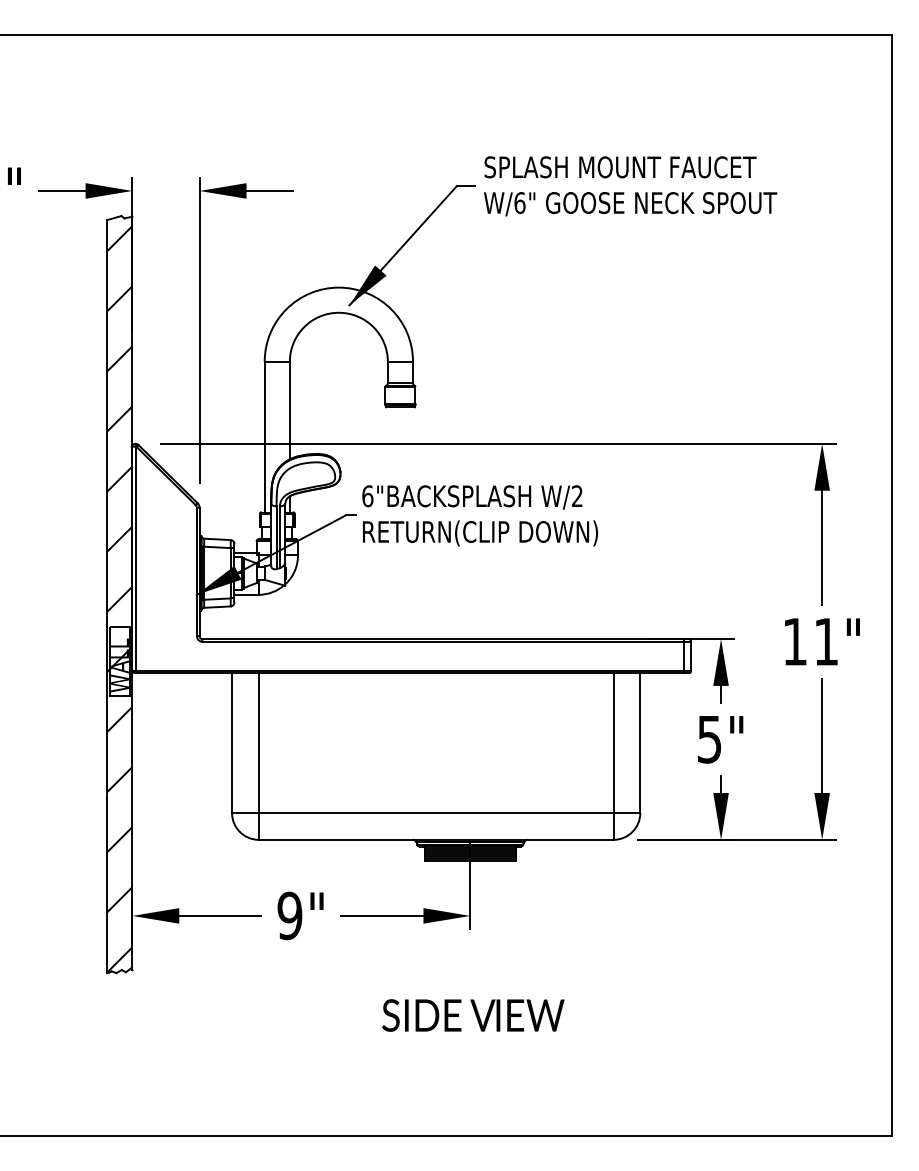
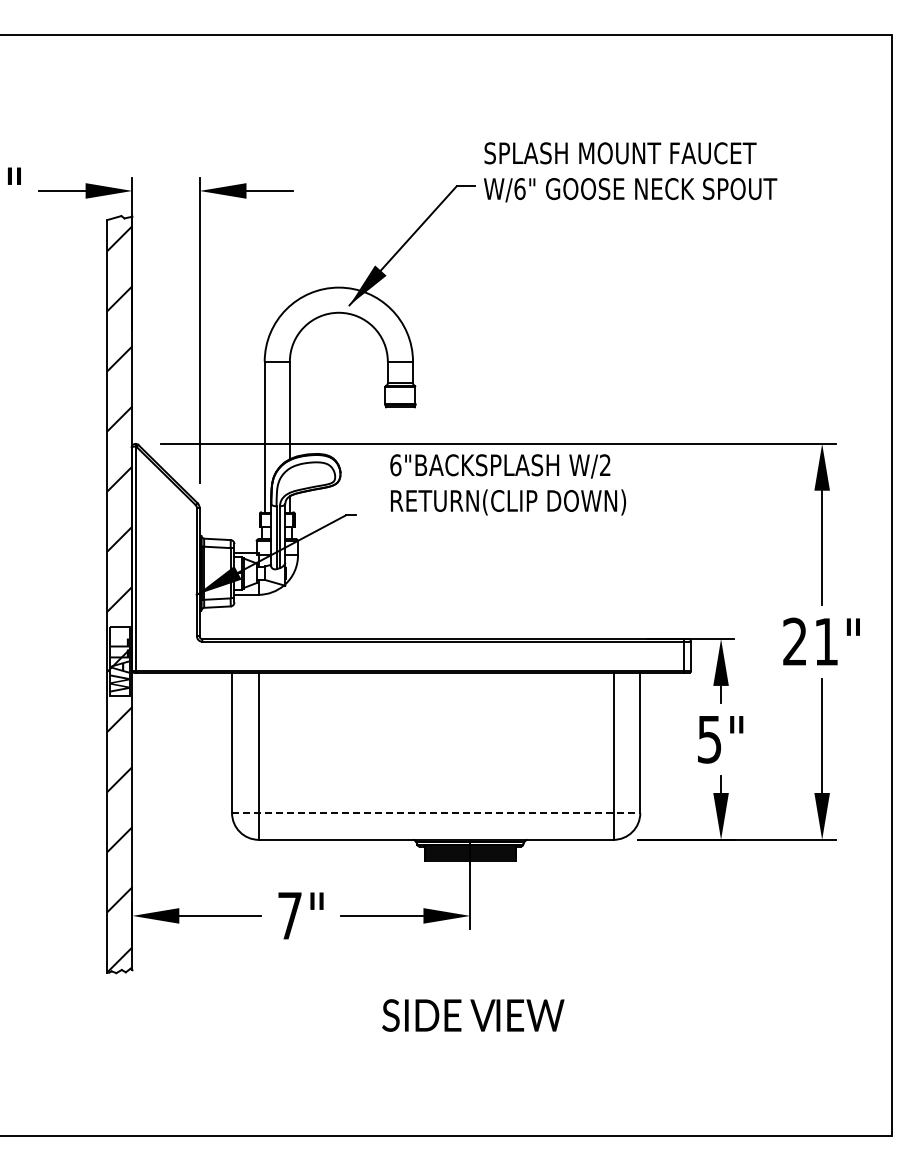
text position: (630, 186) -> (630, 172) (630, 172)
text position: (480, 515) -> (508, 484) (508, 484)
text: 11" -> 21" (794, 641)
line: solid -> dashed (436, 813)
text: 9" -> 7" (289, 915)
